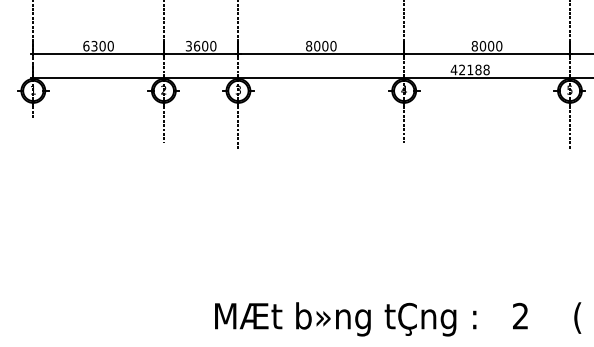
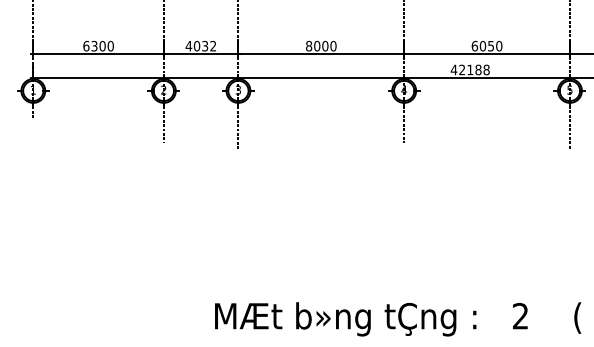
text: 3600 -> 4032 (200, 45)
text: 8000 -> 6050 (482, 45)
